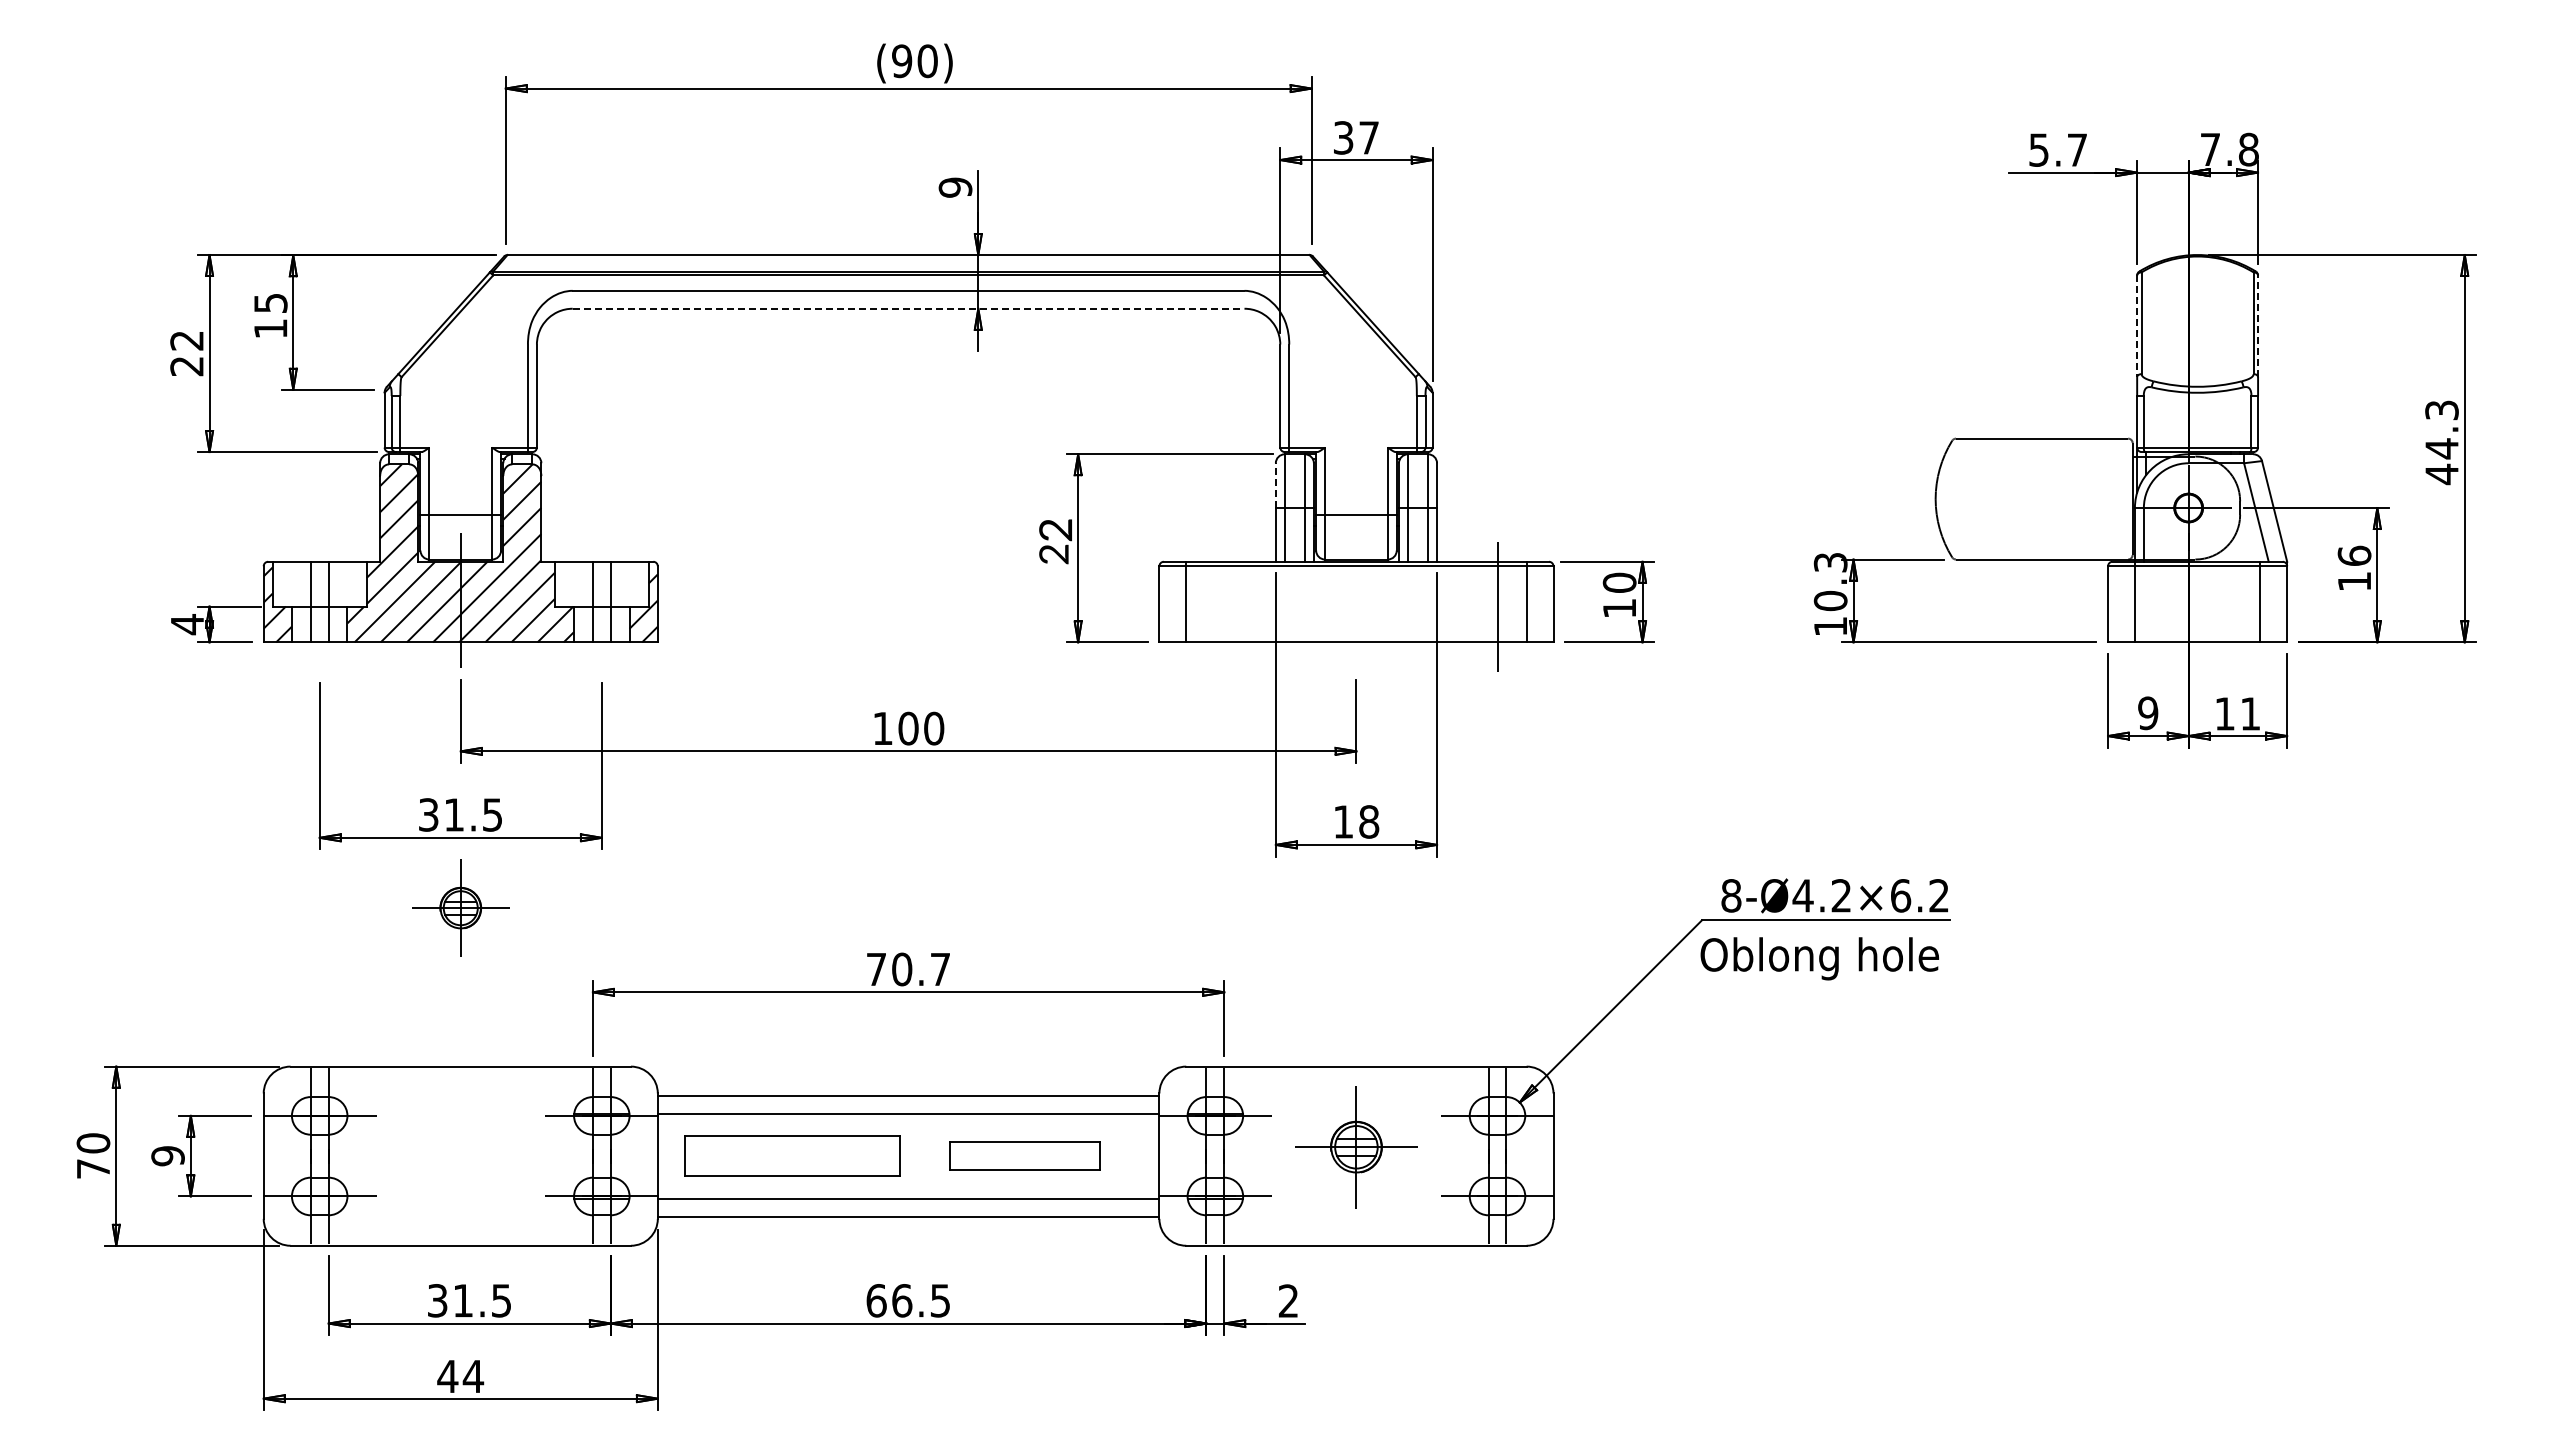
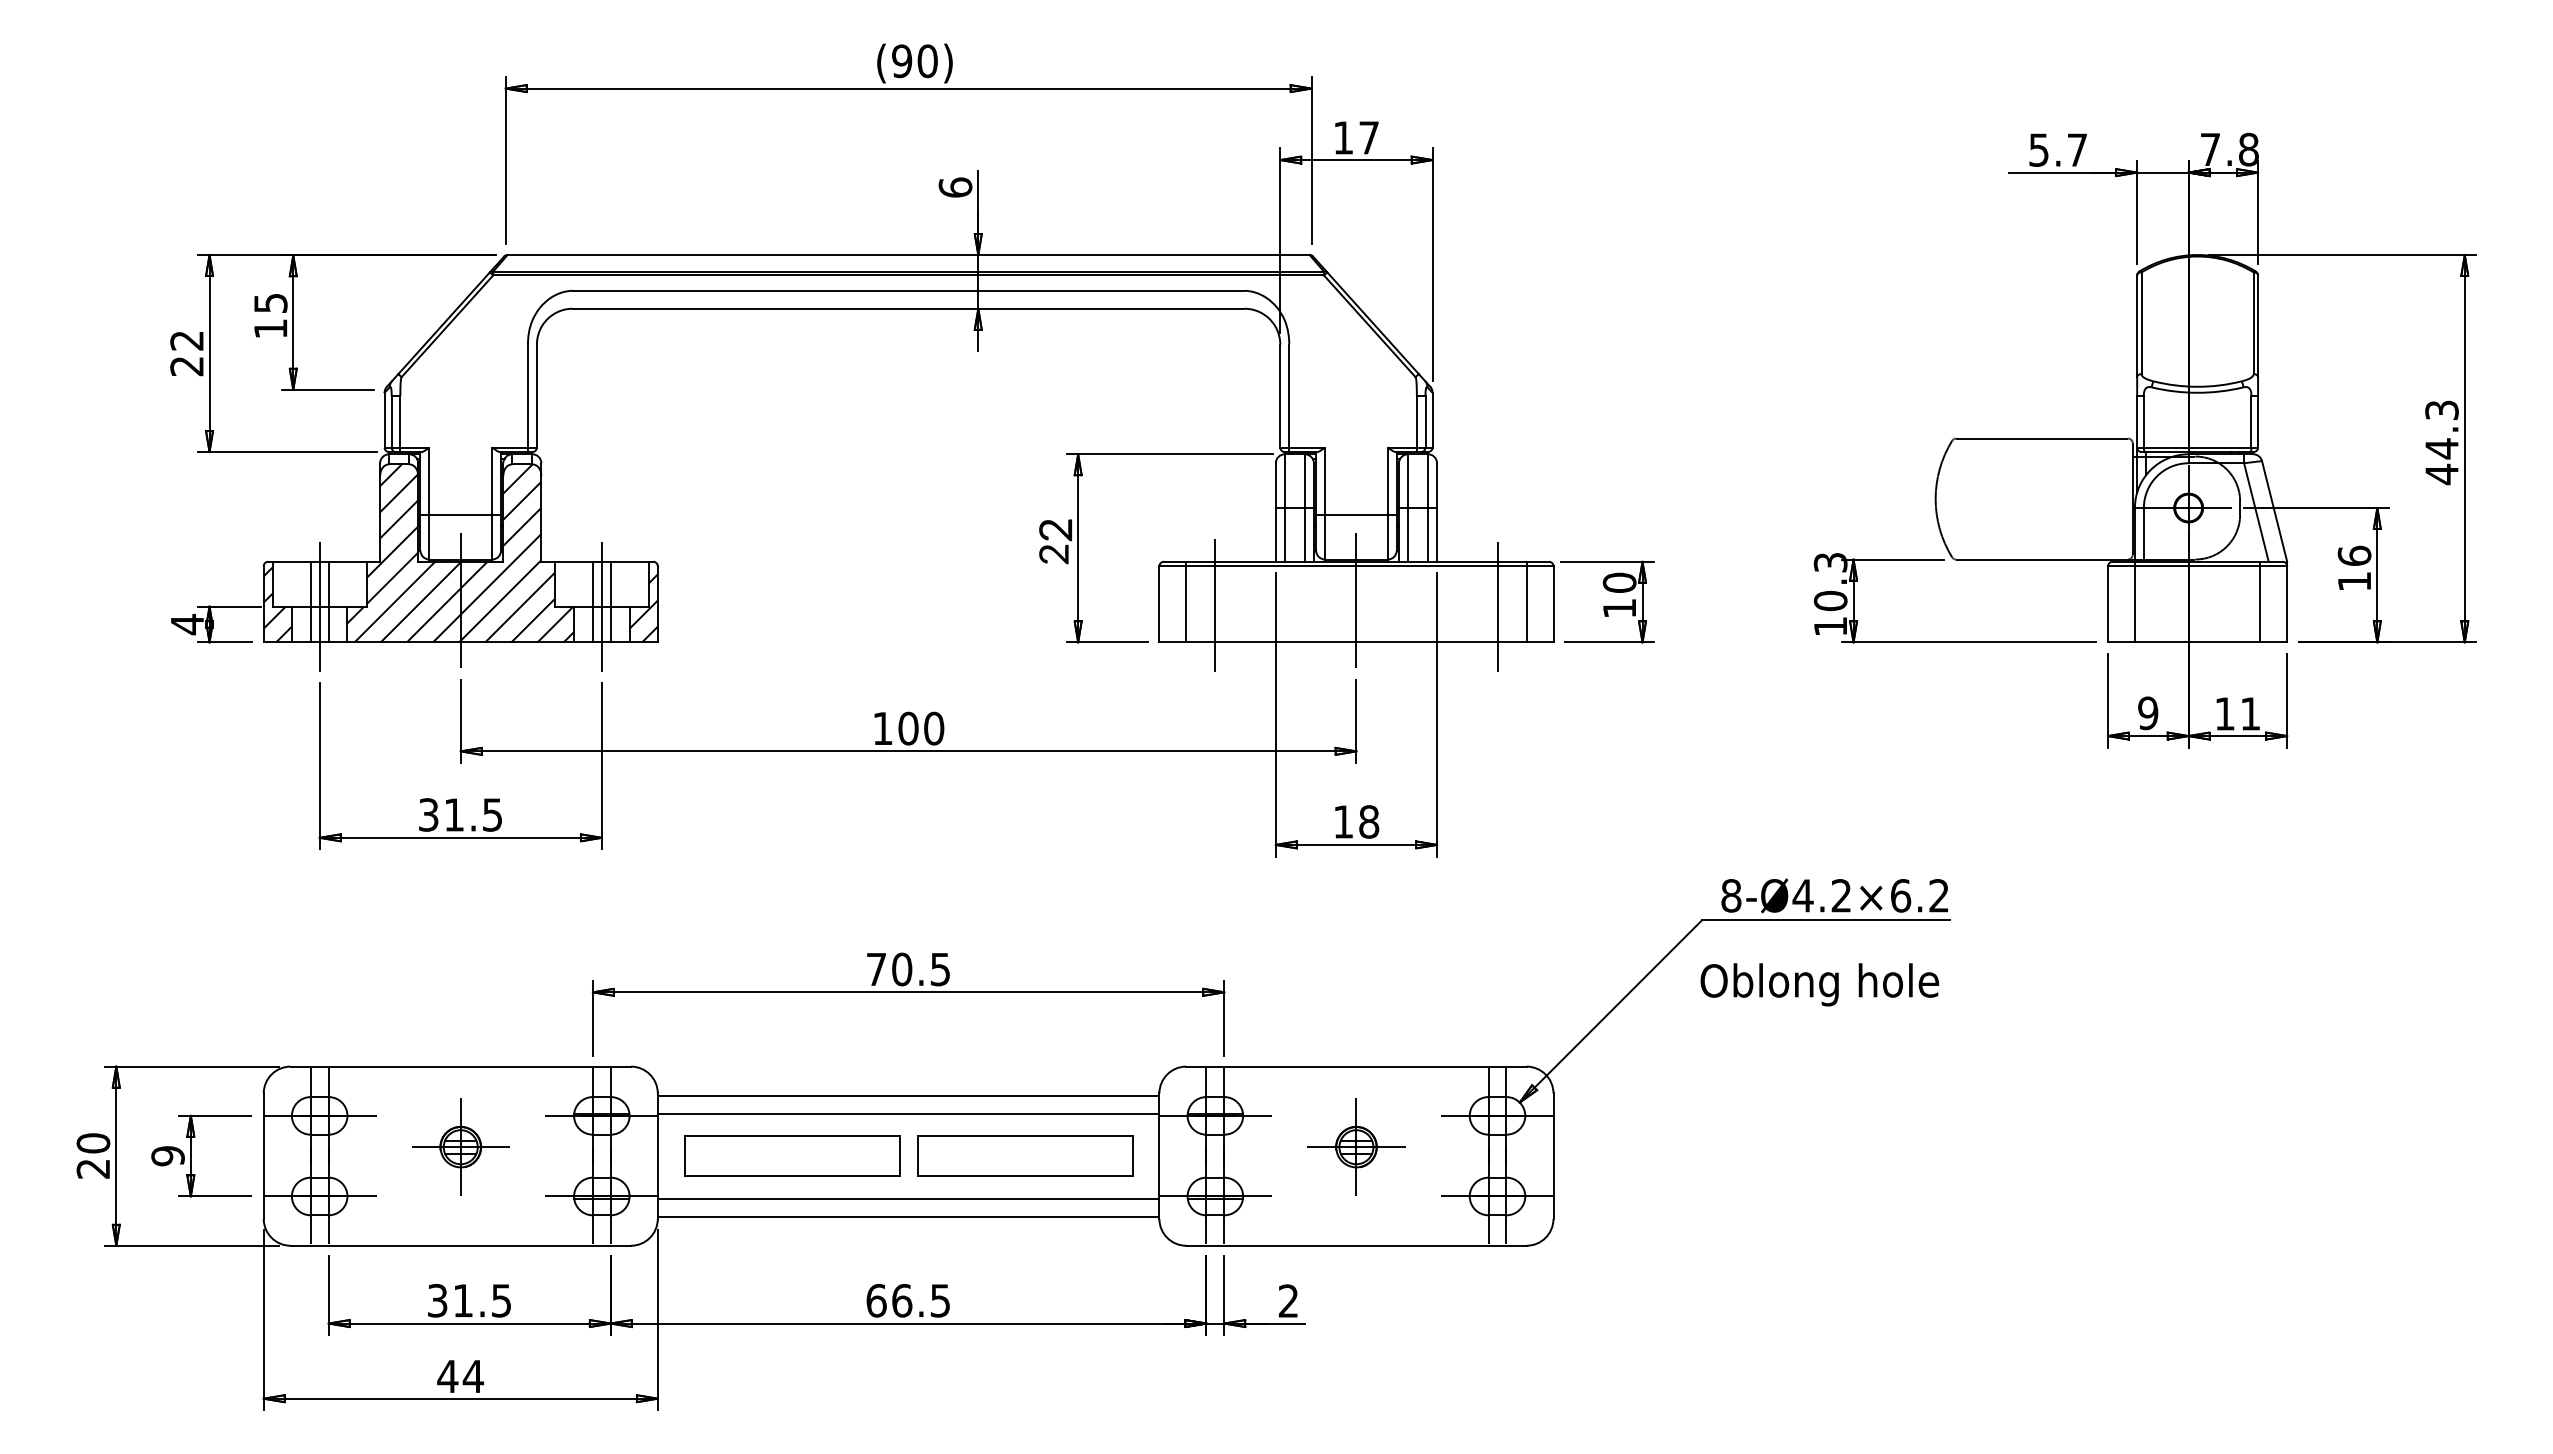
text: 37 -> 17 (1343, 137)
text: 9 -> 6 (955, 187)
line: dashed -> solid (908, 308)
line: dashed -> solid (2137, 326)
line: dashed -> solid (2258, 326)
line: dashed -> solid (1275, 485)
line: none -> present (1356, 600)
line: none -> present (1215, 604)
line: none -> present (319, 606)
line: none -> present (601, 606)
part position: (460, 907) -> (460, 1146) (460, 1146)
text position: (1819, 958) -> (1819, 984) (1819, 984)
text: 70.7 -> 70.5 (940, 969)
part size: 123x123 px -> 99x98 px (1356, 1146)
part size: 152x30 px -> 217x42 px (1025, 1155)
text: 70 -> 20 (92, 1168)
